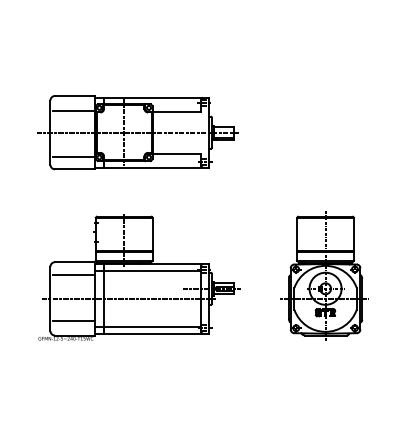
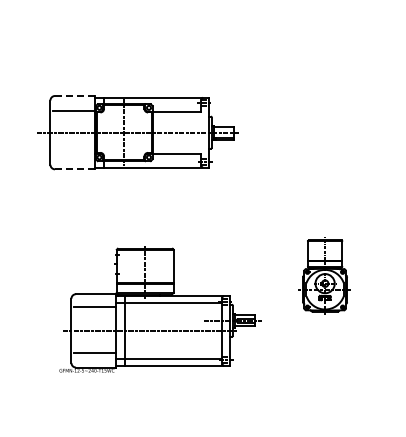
line: solid -> dashed (75, 95)
line: present -> none (73, 156)
line: solid -> dashed (75, 169)
part size: 89x130 px -> 53x78 px (324, 275)
part position: (139, 277) -> (160, 309) (160, 309)
